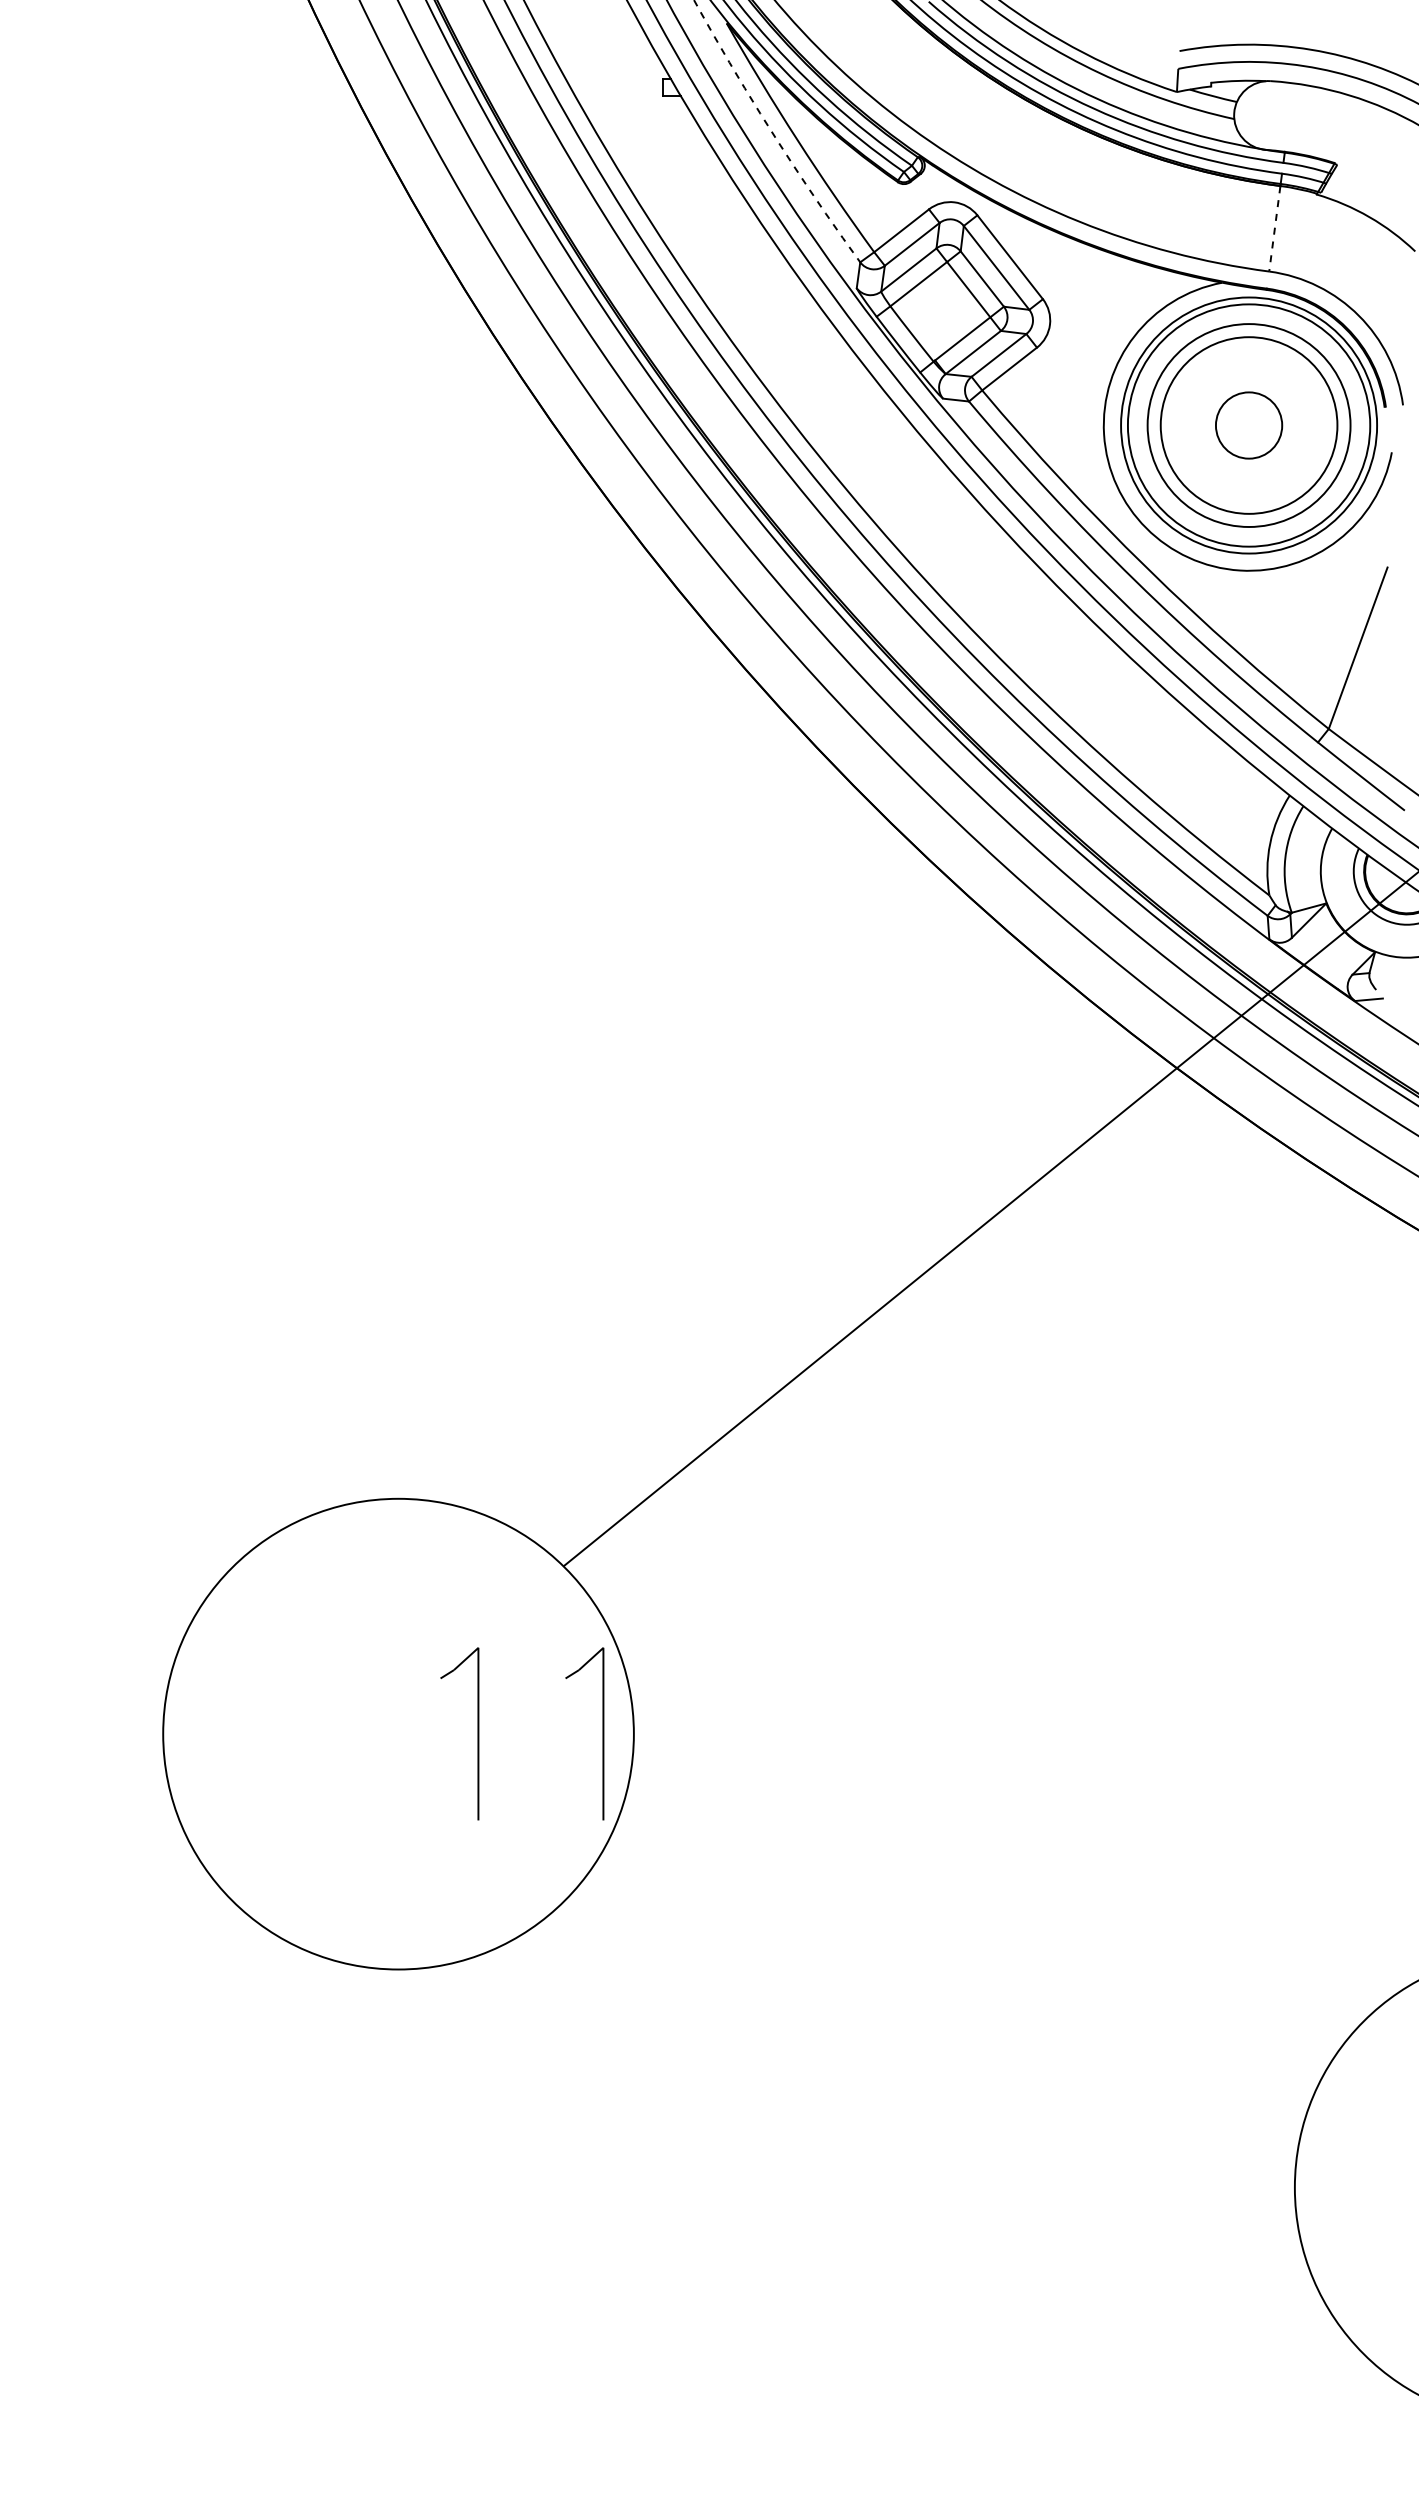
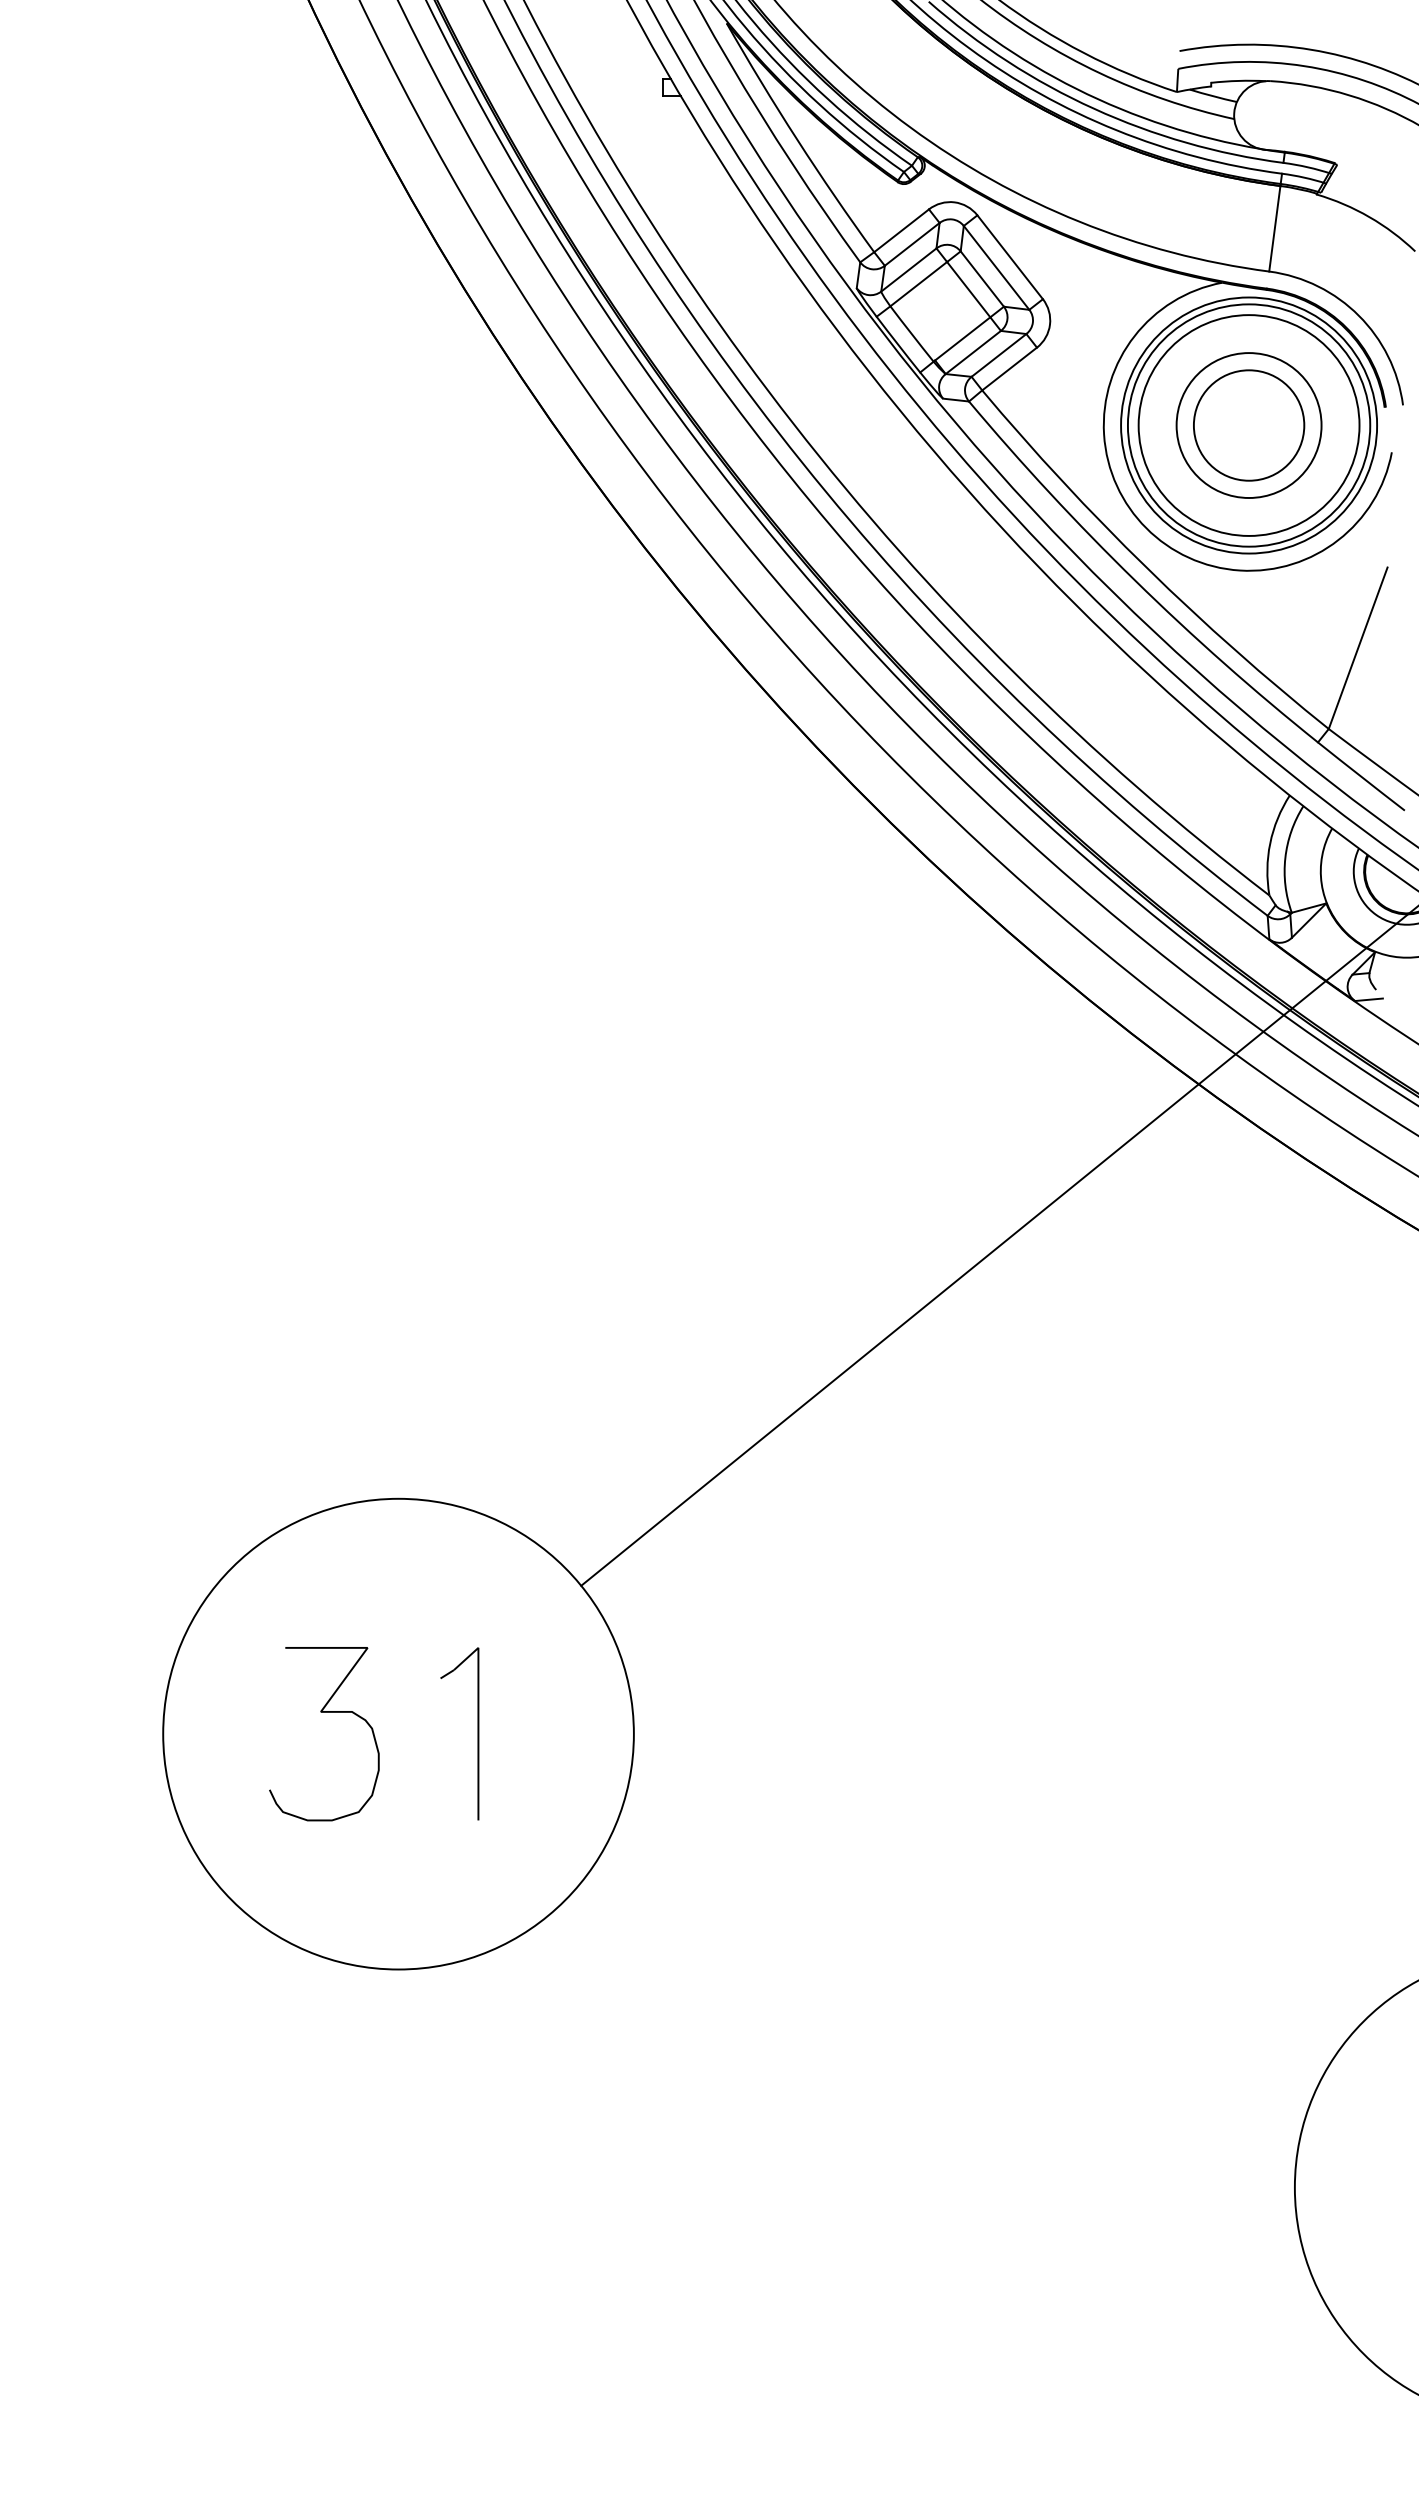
arc: dashed -> solid (773, 133)
line: dashed -> solid (1274, 228)
circle diameter: 177 px -> 221 px (1248, 425)
circle diameter: 203 px -> 145 px (1248, 425)
circle diameter: 66 px -> 110 px (1248, 425)
line position: (989, 1219) -> (998, 1246) (998, 1246)
curve: none -> present (324, 1712)
part: present -> none (602, 1733)
